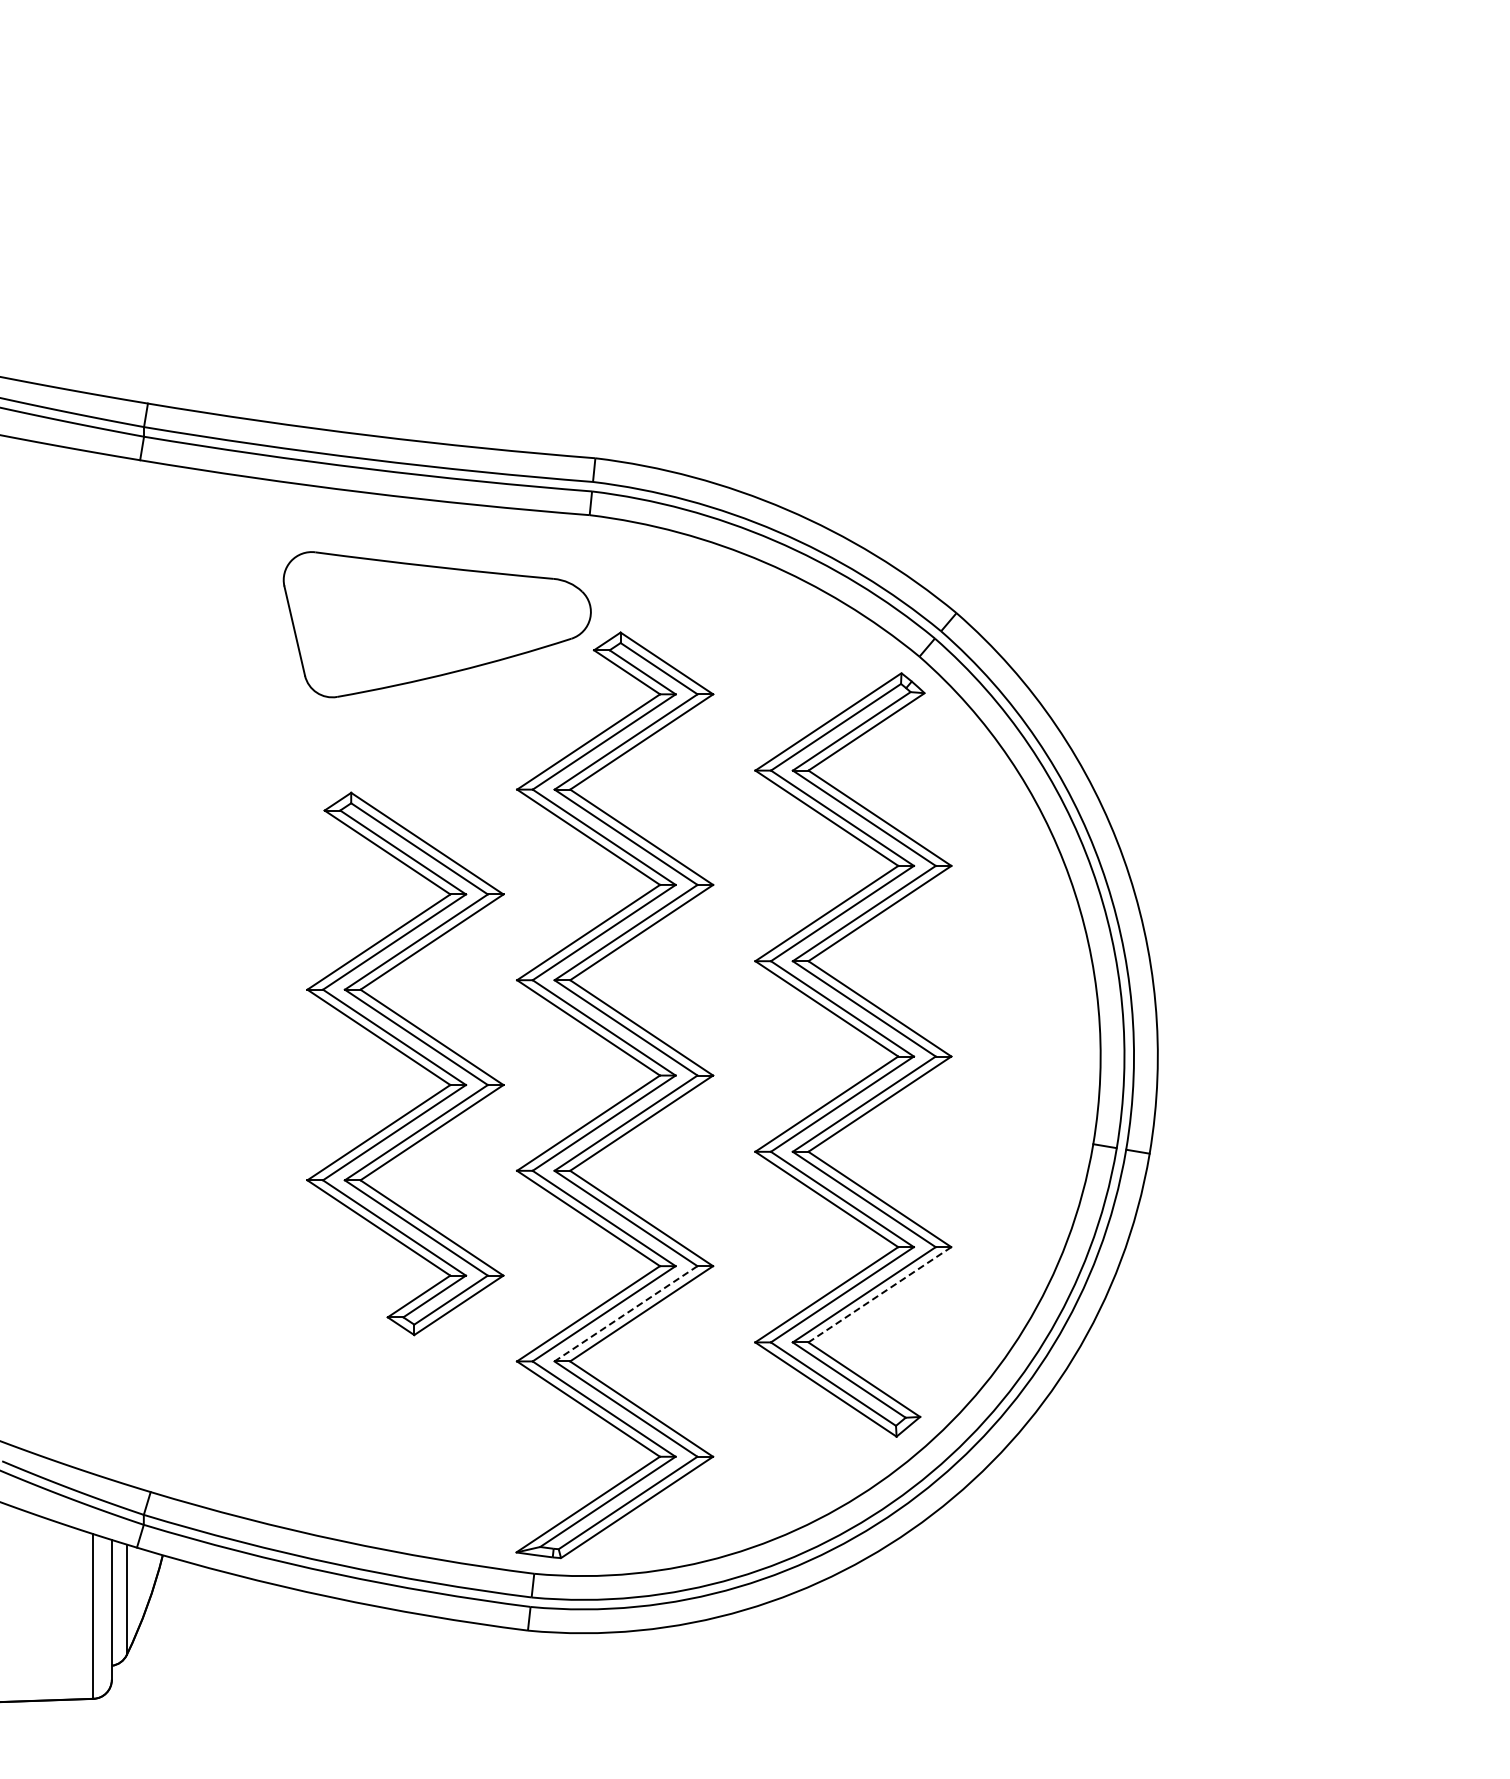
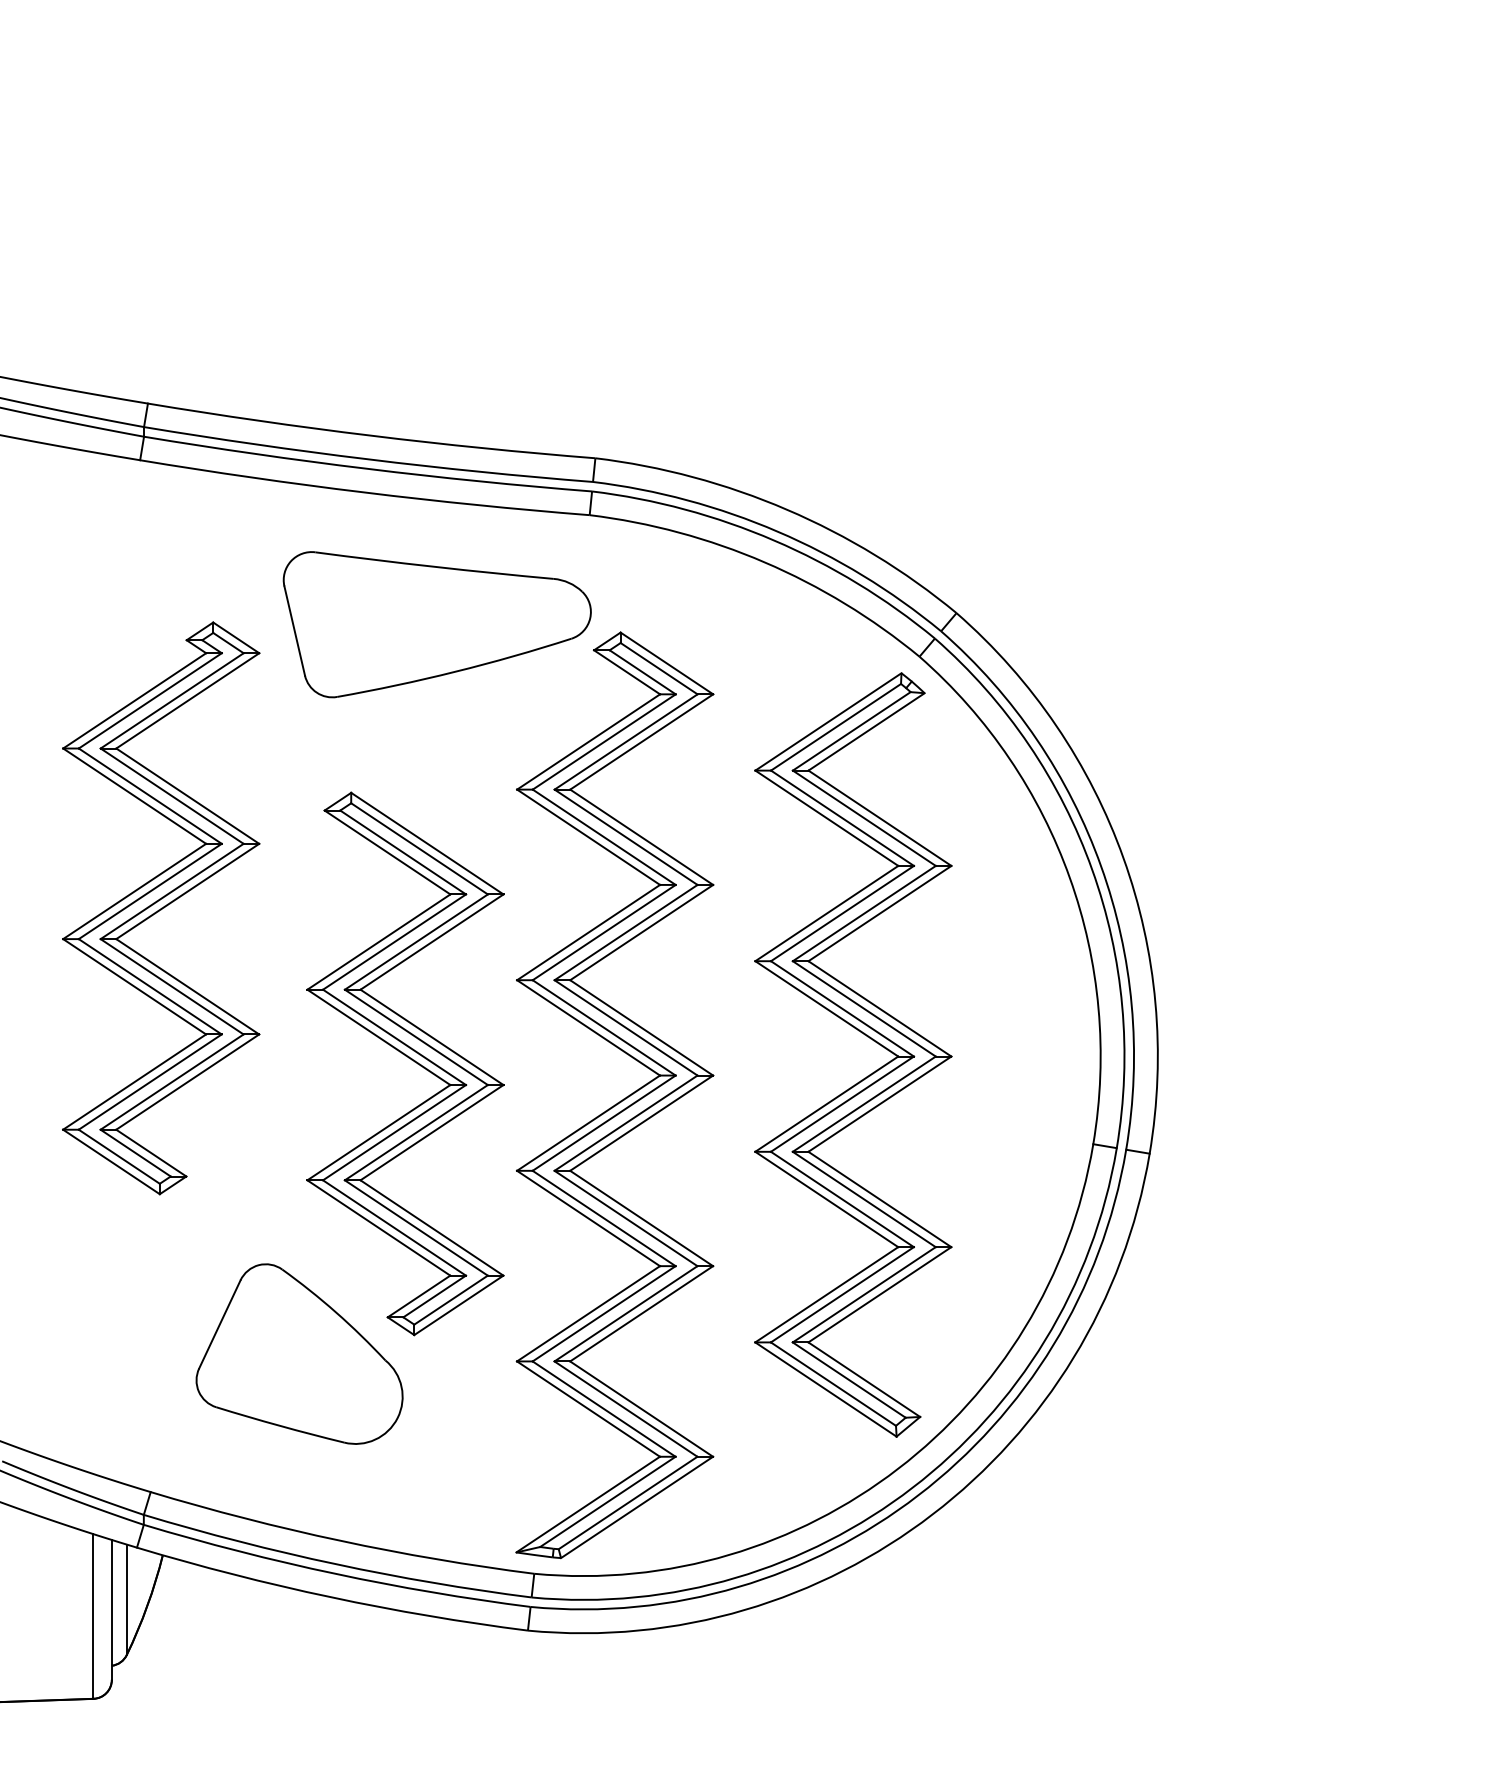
part: none -> present (161, 908)
line: dashed -> solid (879, 1294)
line: dashed -> solid (626, 1313)
part: none -> present (299, 1353)
